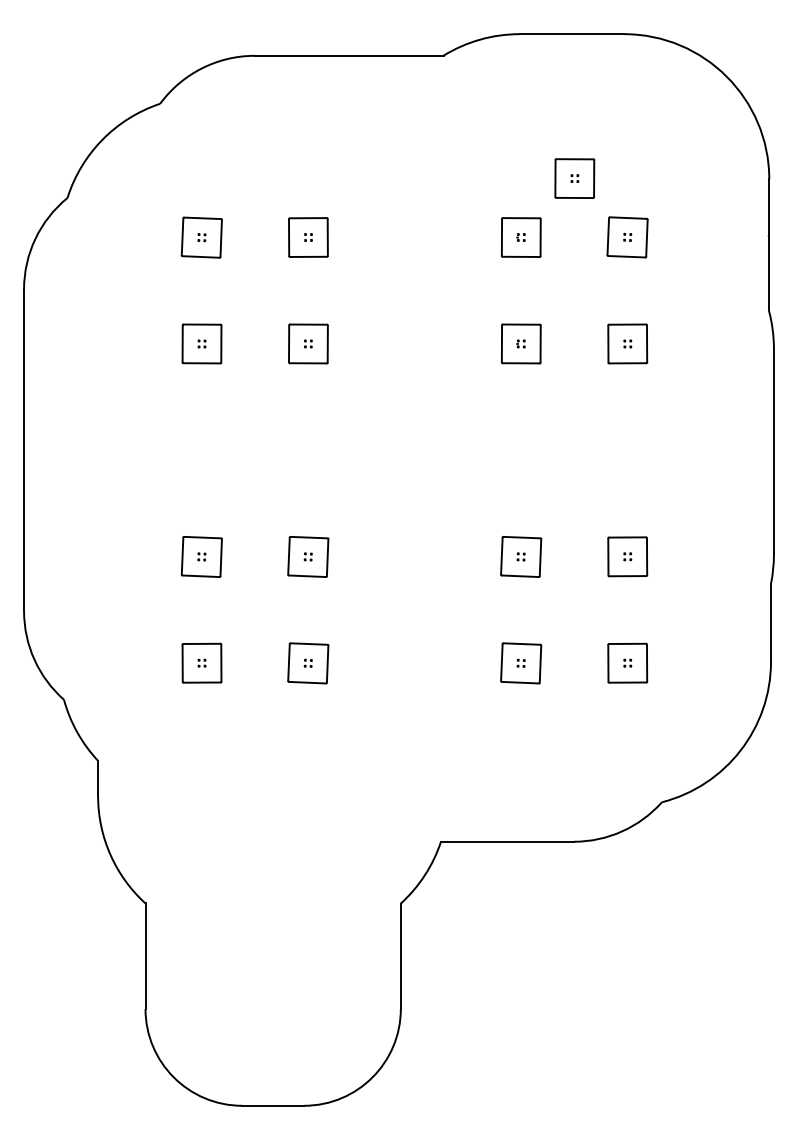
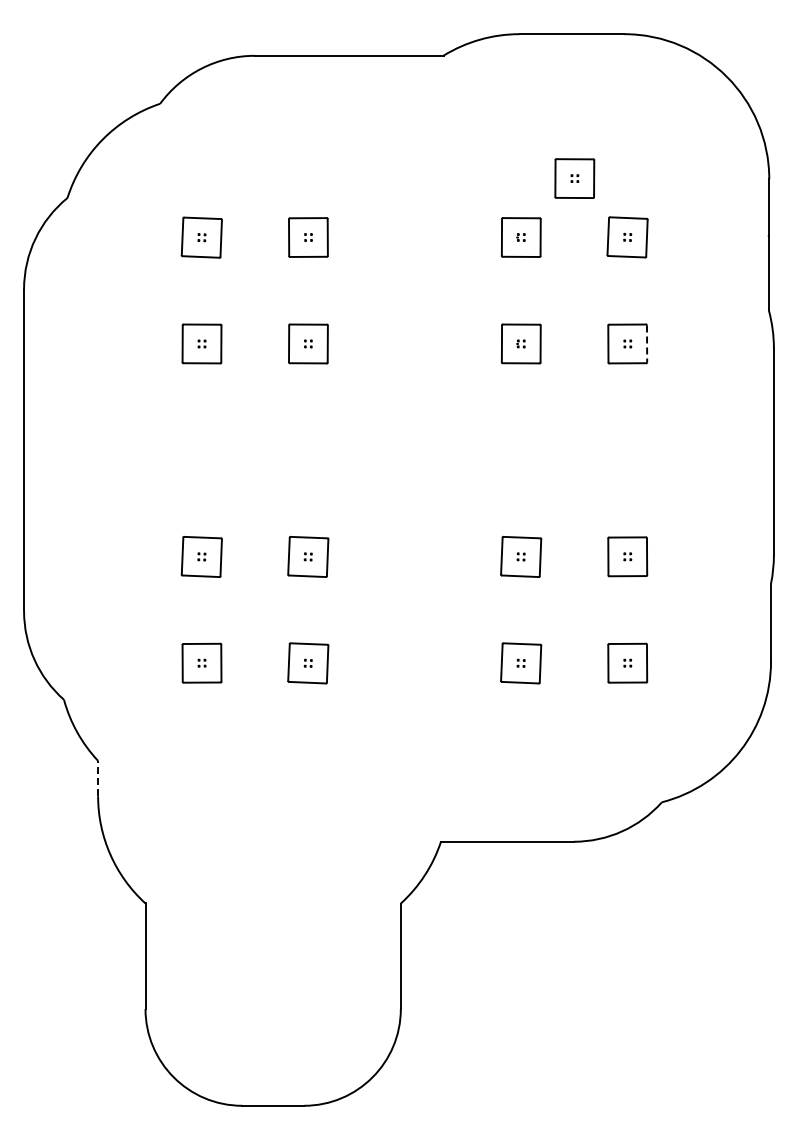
line: solid -> dashed (647, 344)
line: solid -> dashed (98, 778)
